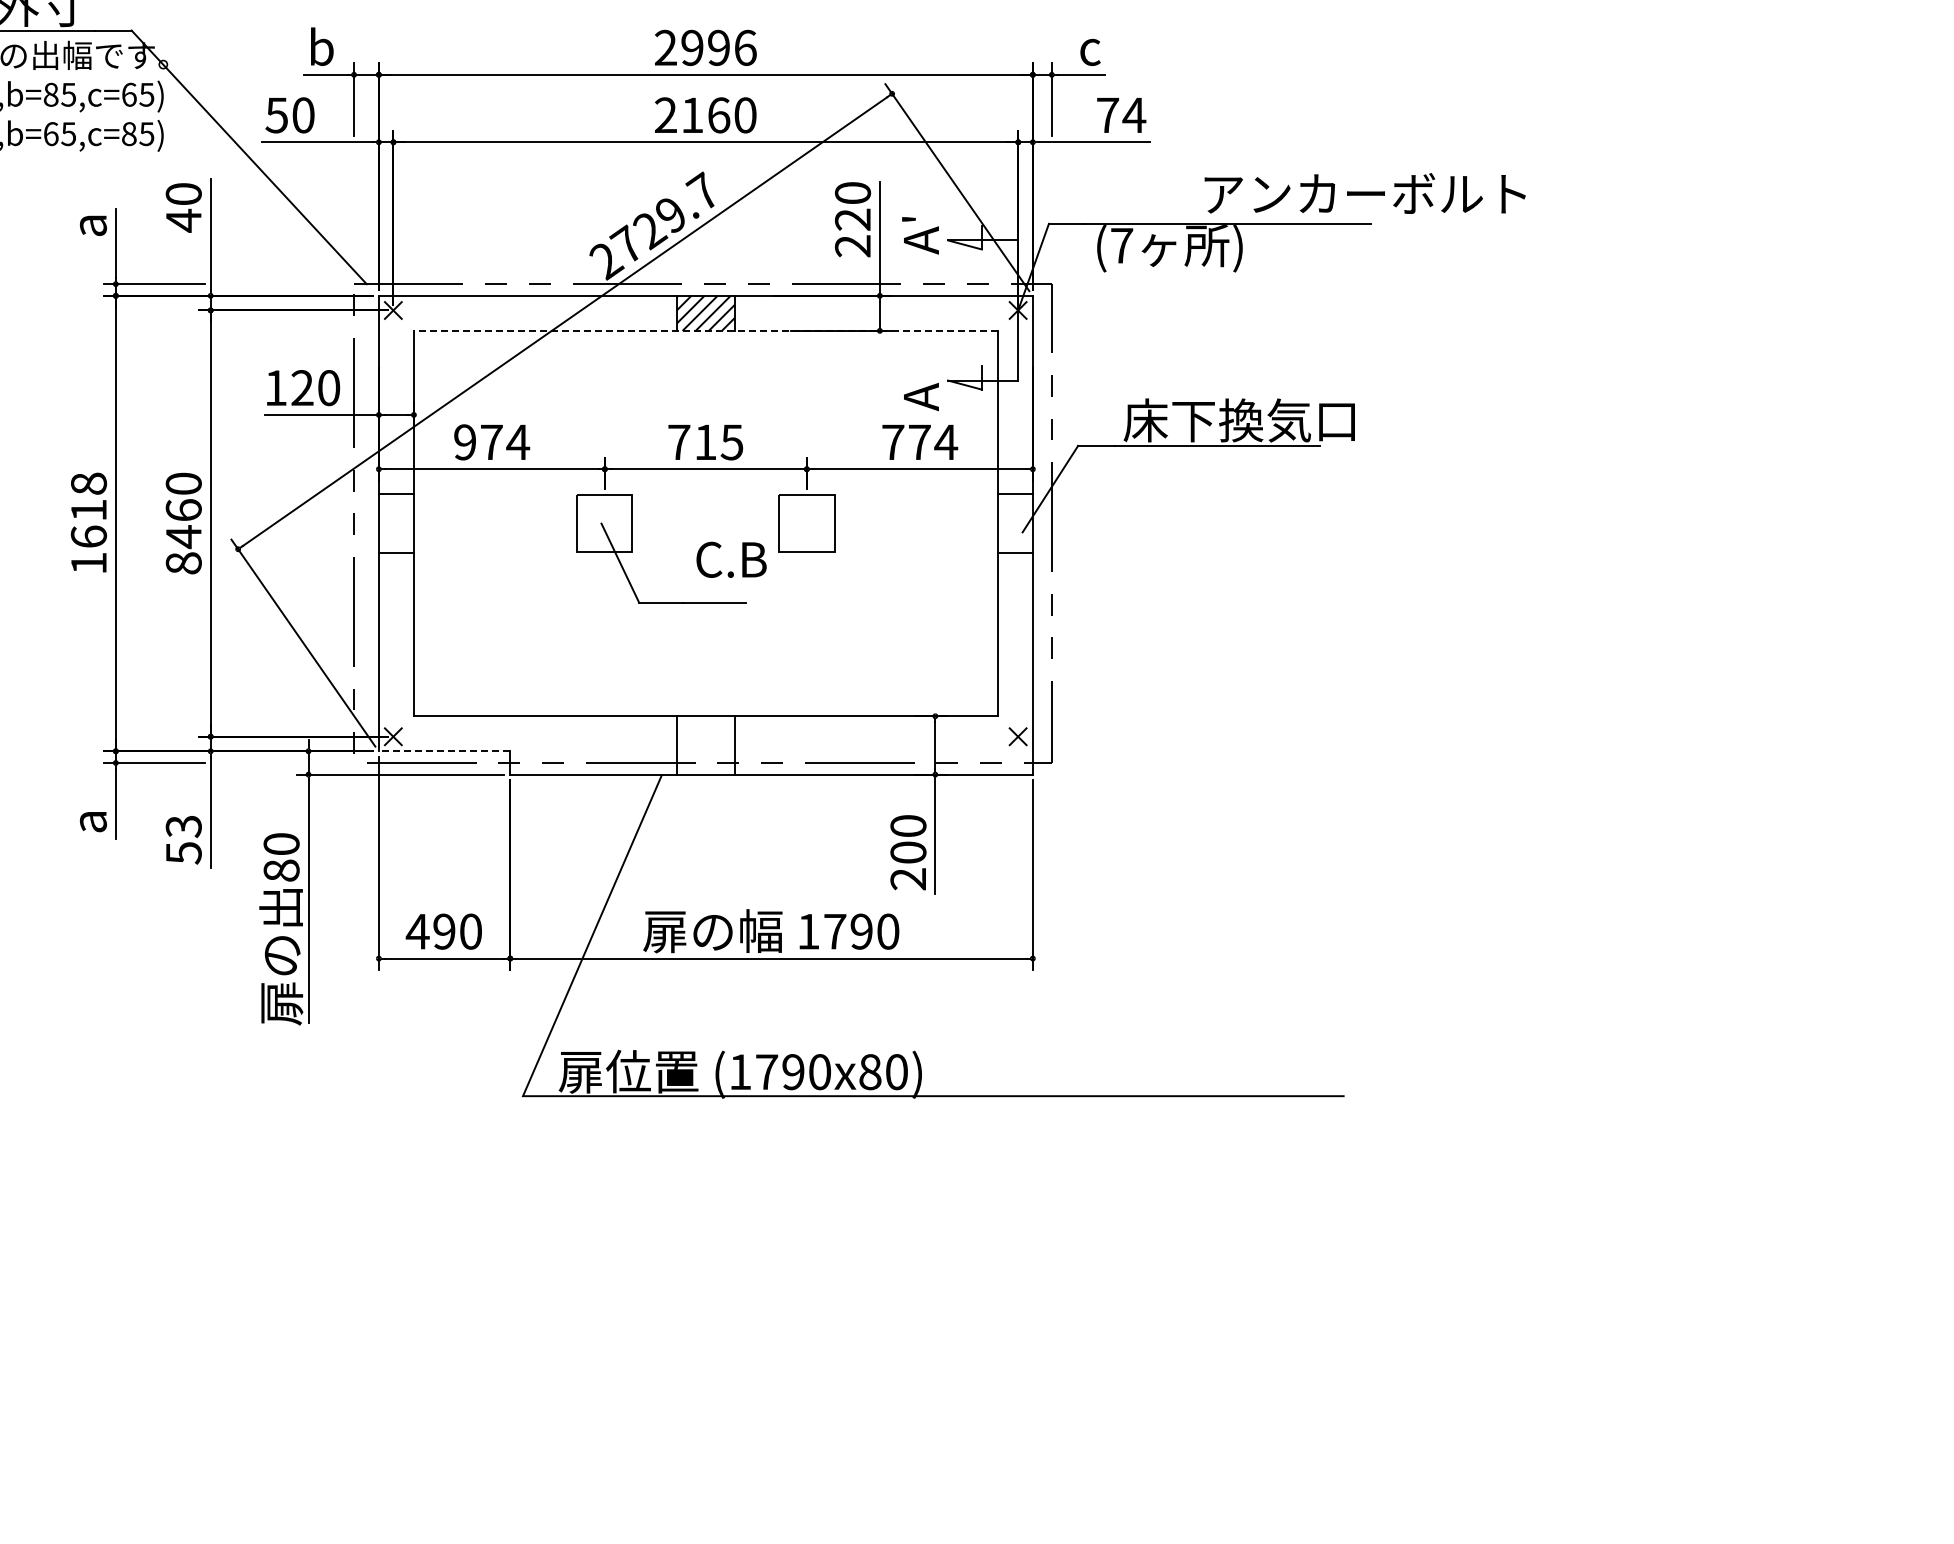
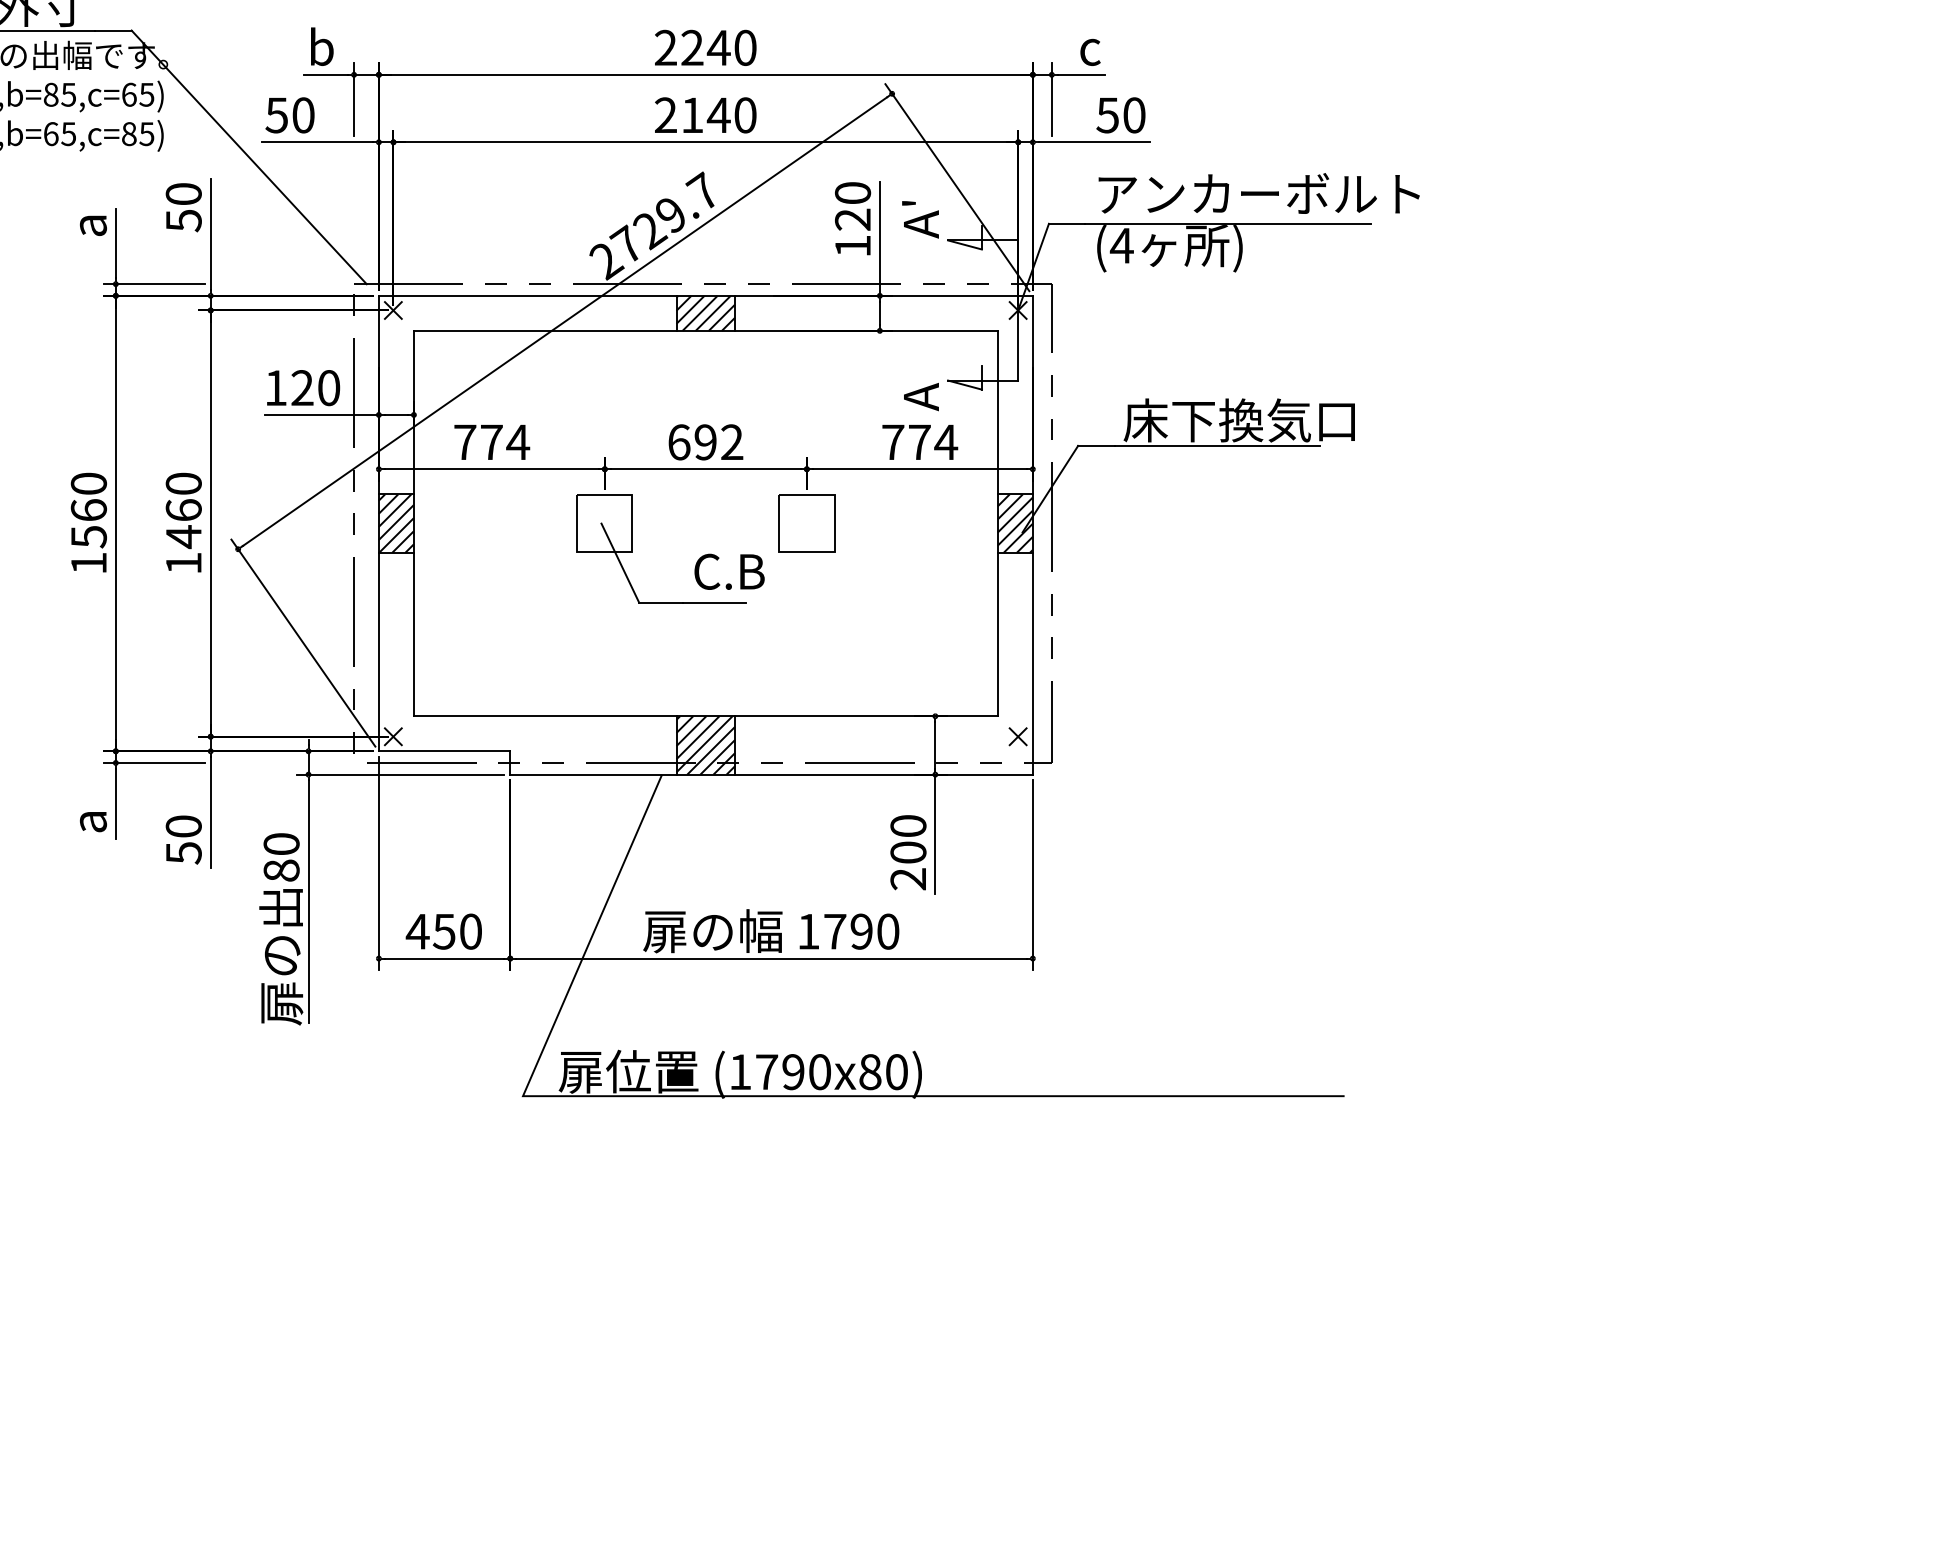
text: 2996 -> 2240 (718, 47)
text: 2160 -> 2140 (718, 115)
text: 74 -> 50 (1121, 115)
text position: (1364, 193) -> (1258, 193) (1258, 193)
text: 40 -> 50 (183, 220)
text position: (920, 235) -> (920, 219) (920, 219)
text: (7 -> (4 (1121, 245)
text: 220 -> 120 (852, 246)
line: dashed -> solid (705, 330)
text: 974 -> 774 (465, 442)
text: 715 -> 692 (705, 442)
text: 1618 -> 1560 (88, 510)
hatch: none -> present (395, 523)
hatch: none -> present (1014, 523)
text position: (731, 559) -> (729, 571) (729, 571)
text: 8460 -> 1460 (183, 563)
hatch: none -> present (705, 745)
line: dashed -> solid (444, 751)
text: 53 -> 50 (183, 826)
text: 490 -> 450 (443, 931)
